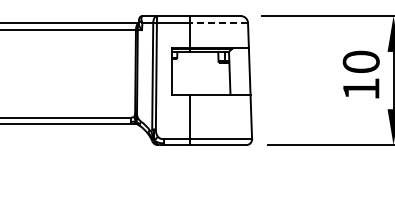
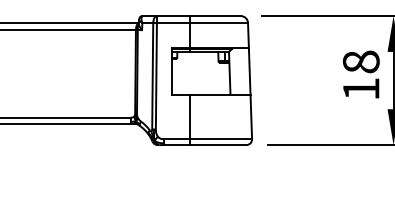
line: dashed -> solid (218, 23)
text: 10 -> 18 (360, 61)
